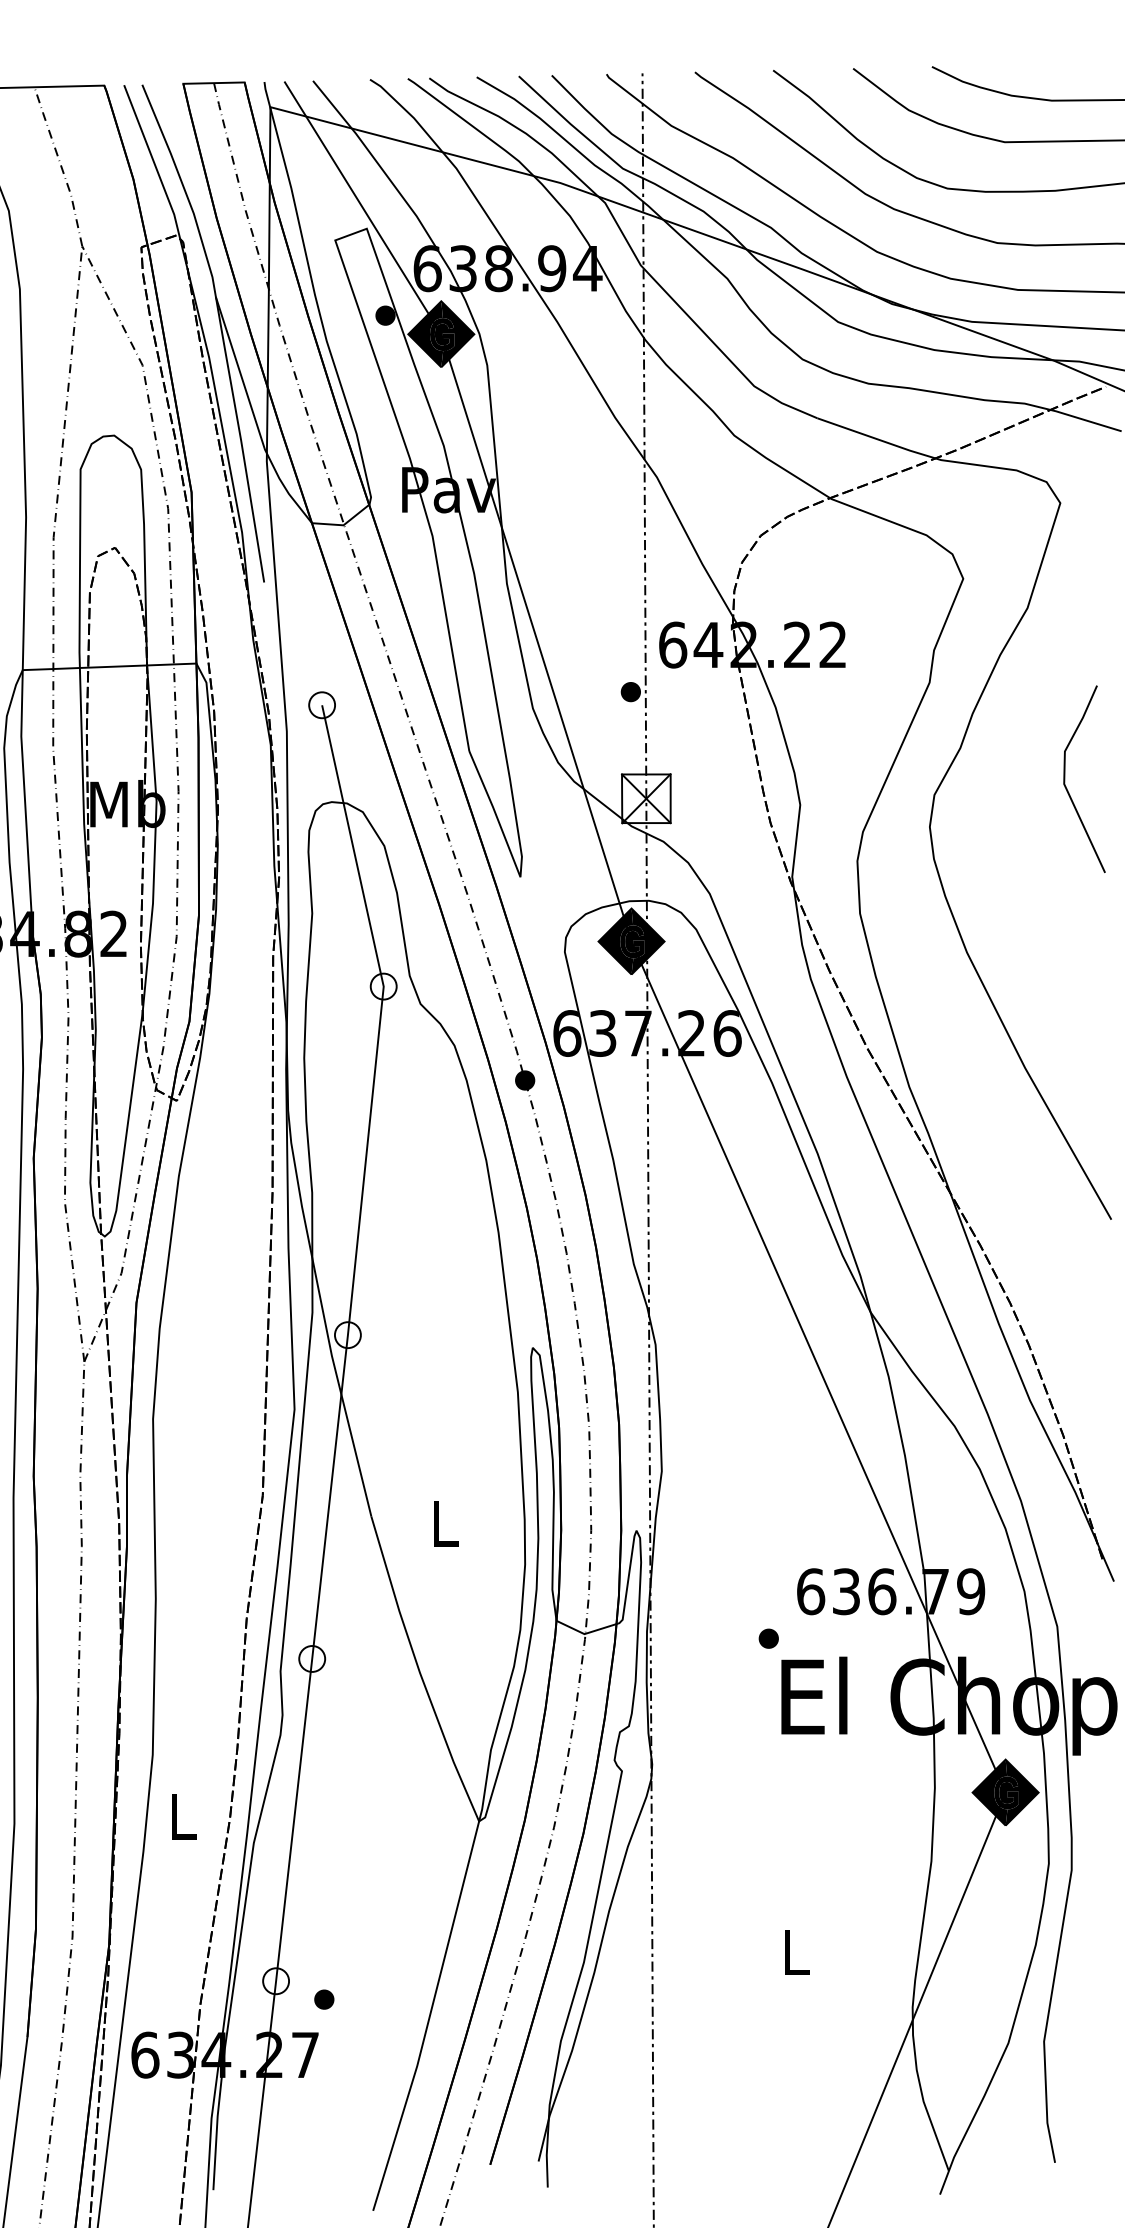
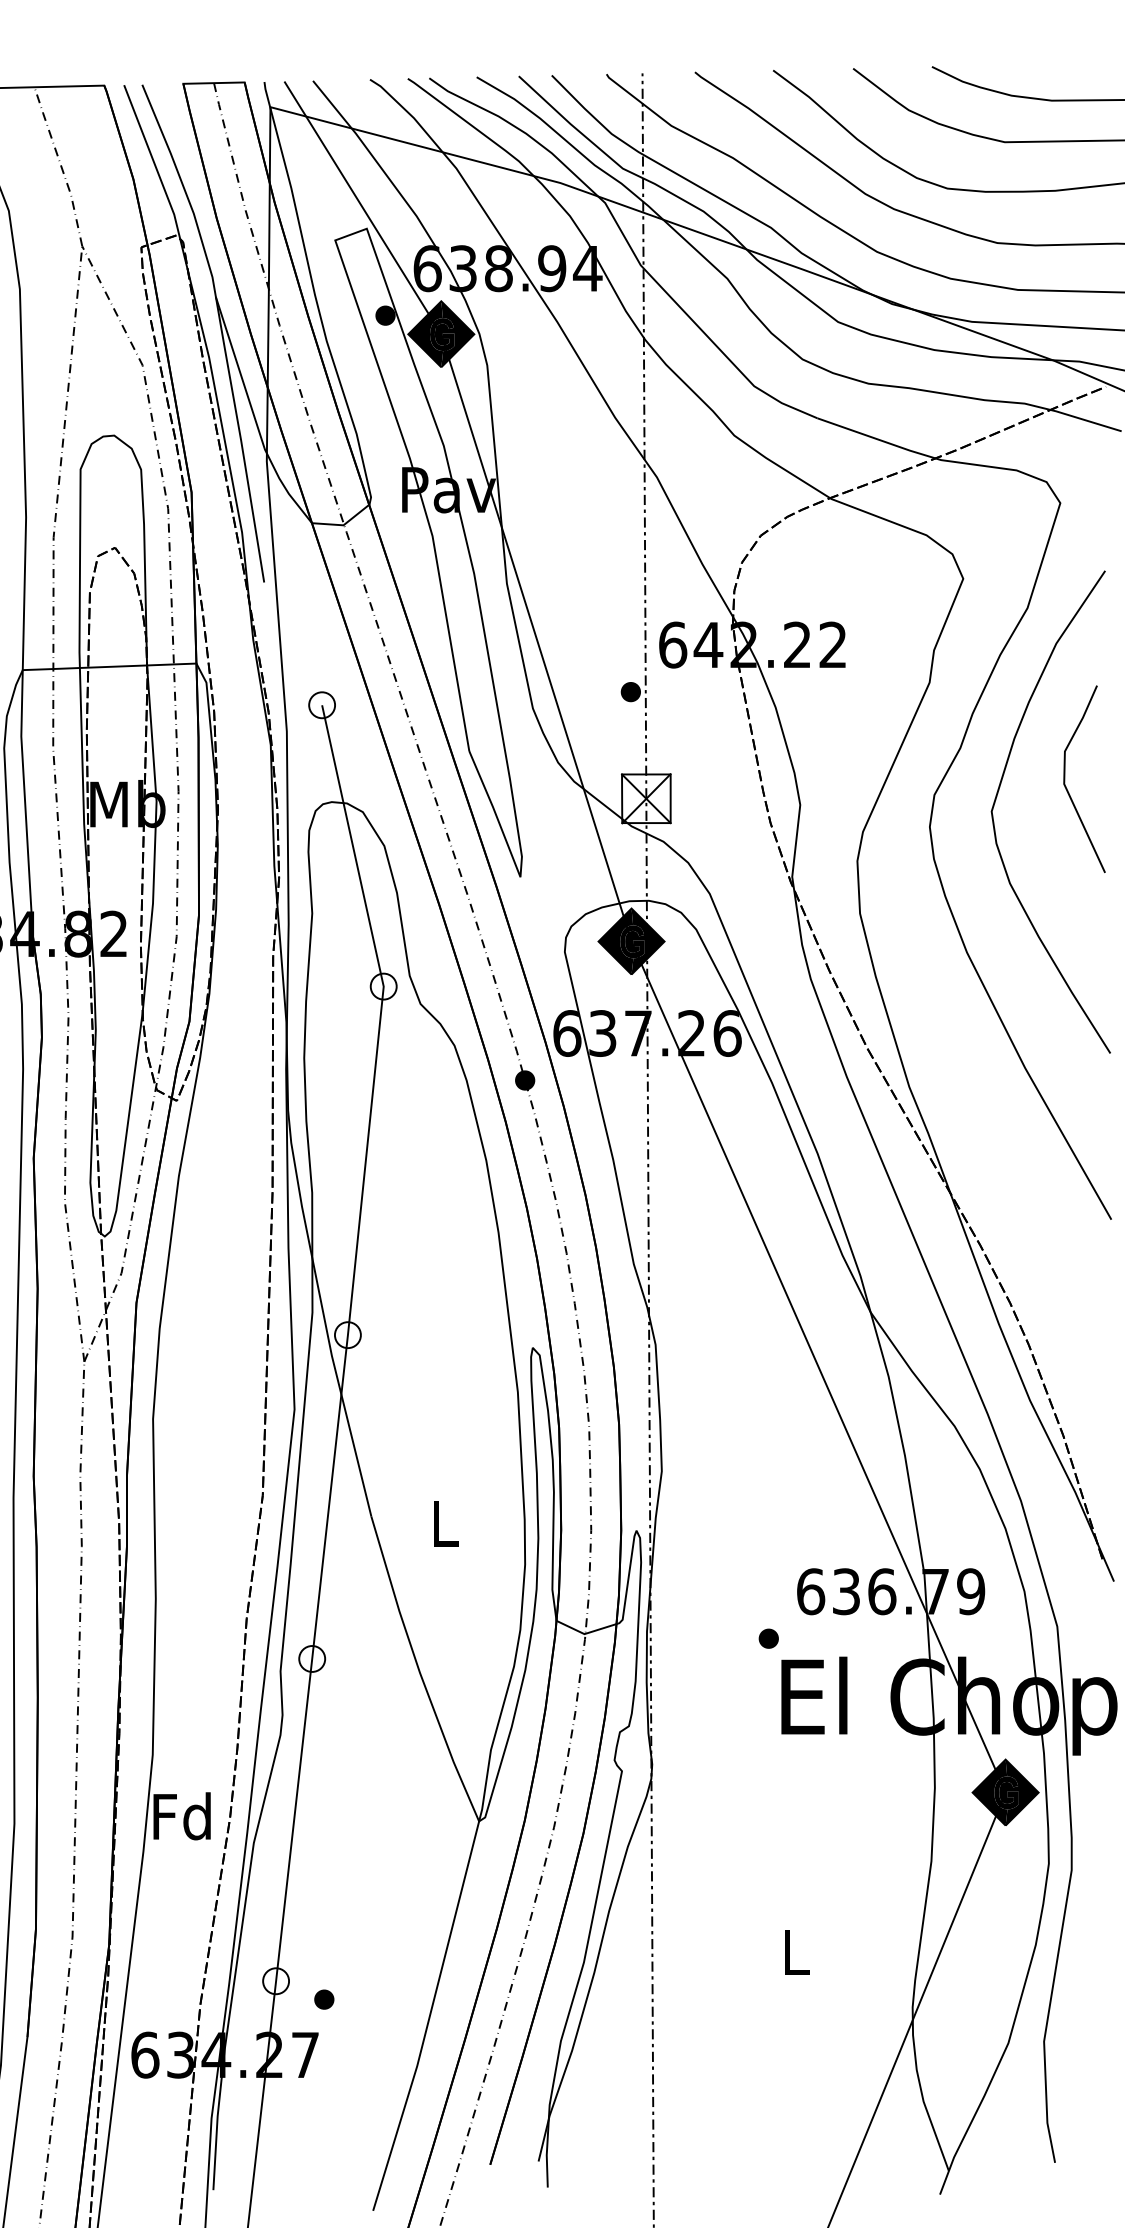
curve: none -> present (998, 793)
text: L -> Fd (181, 1816)
